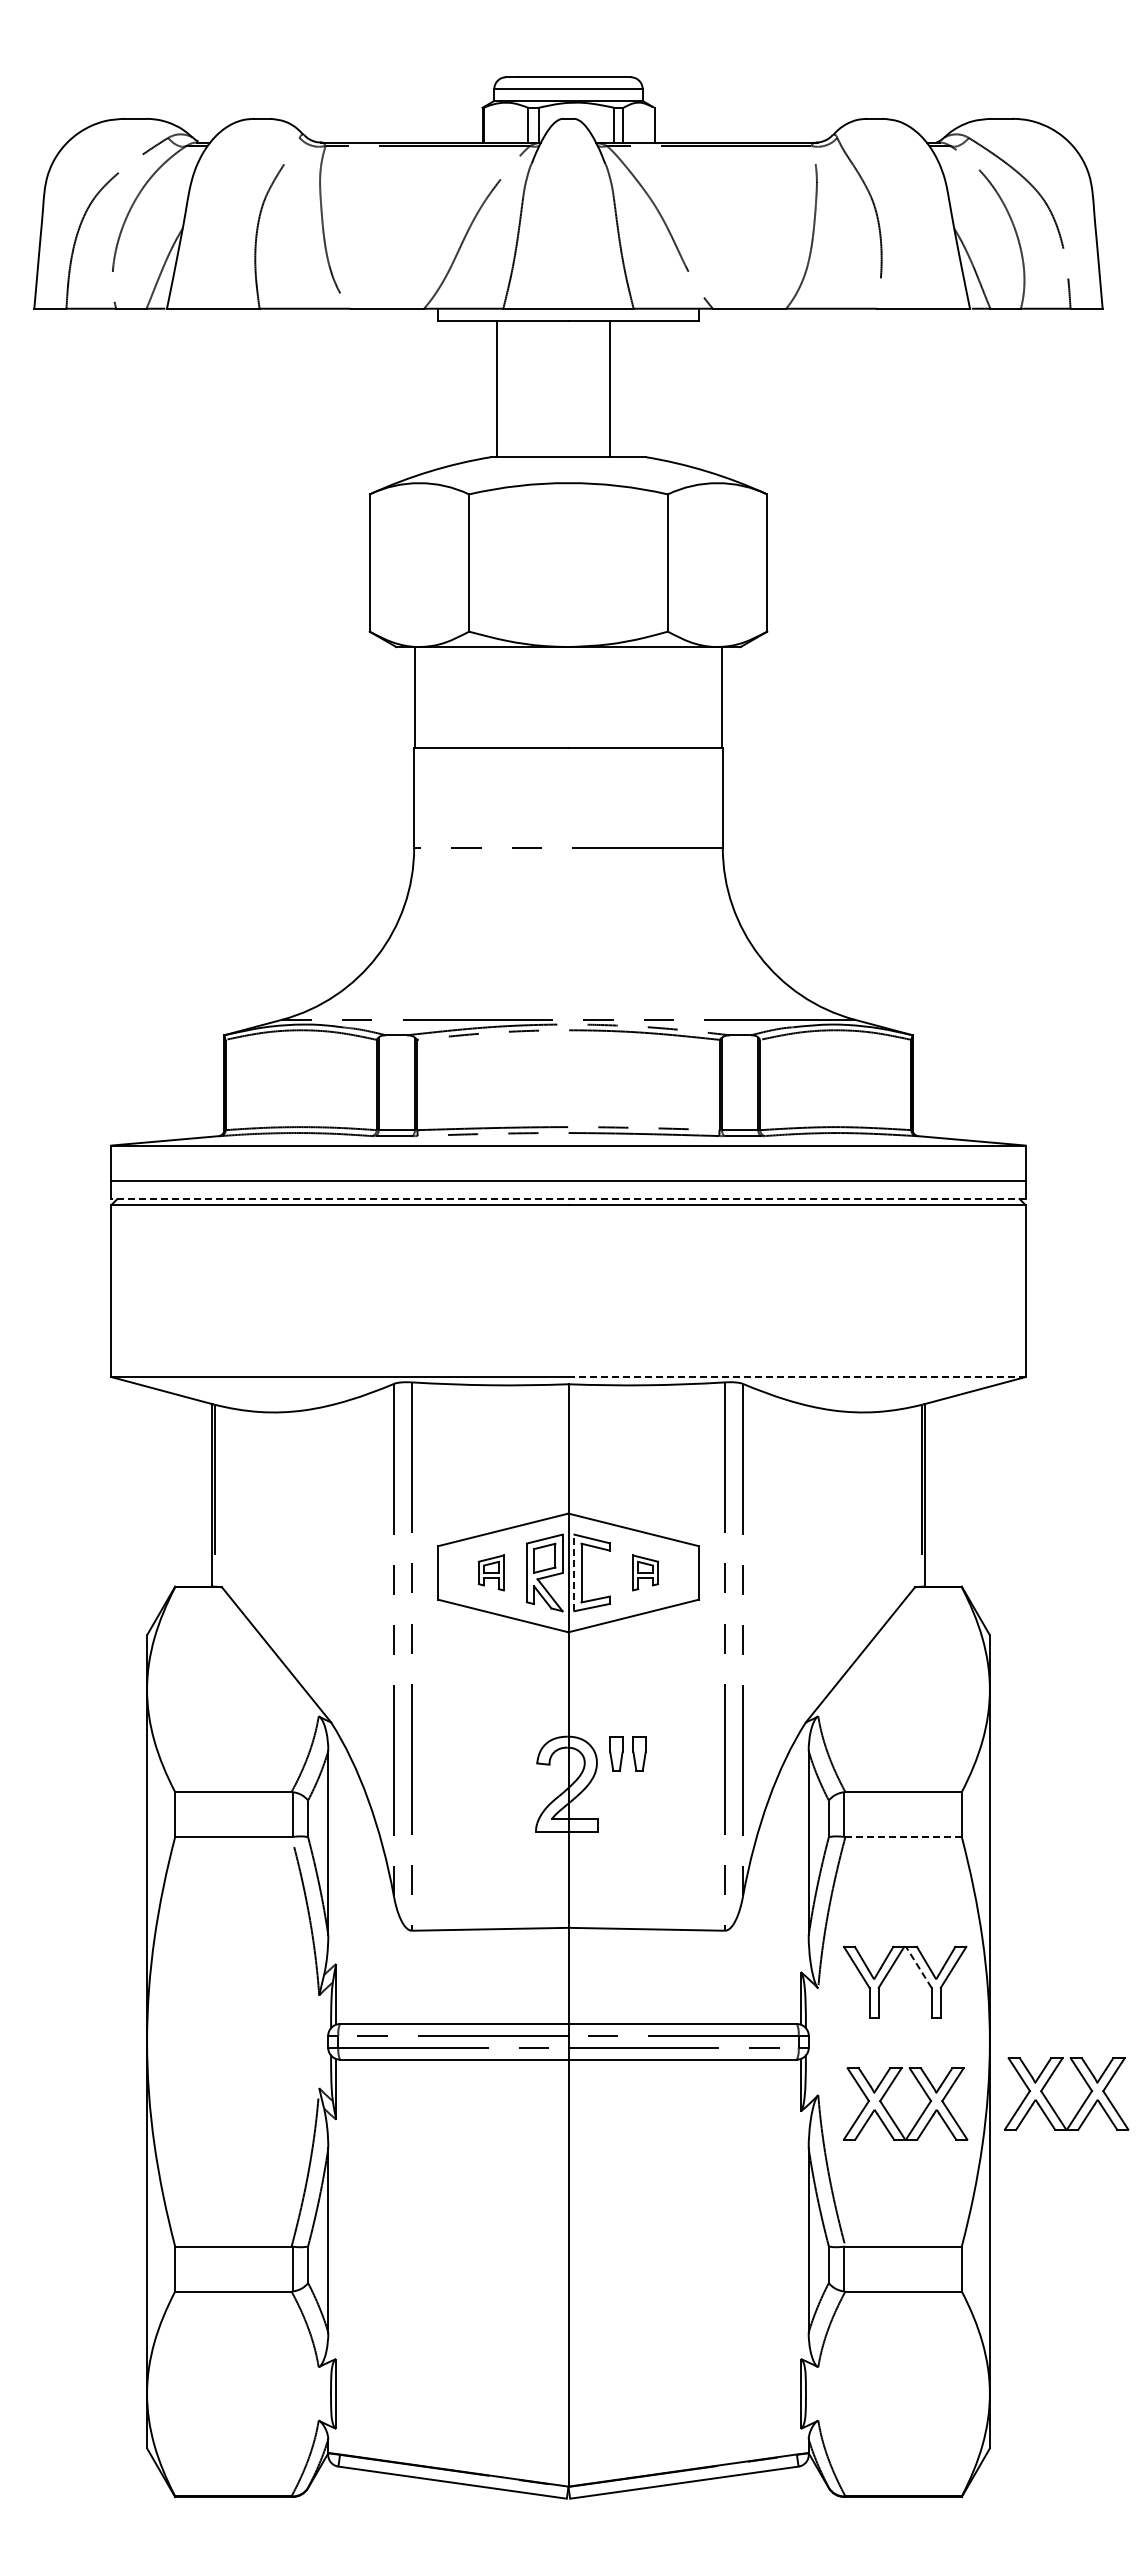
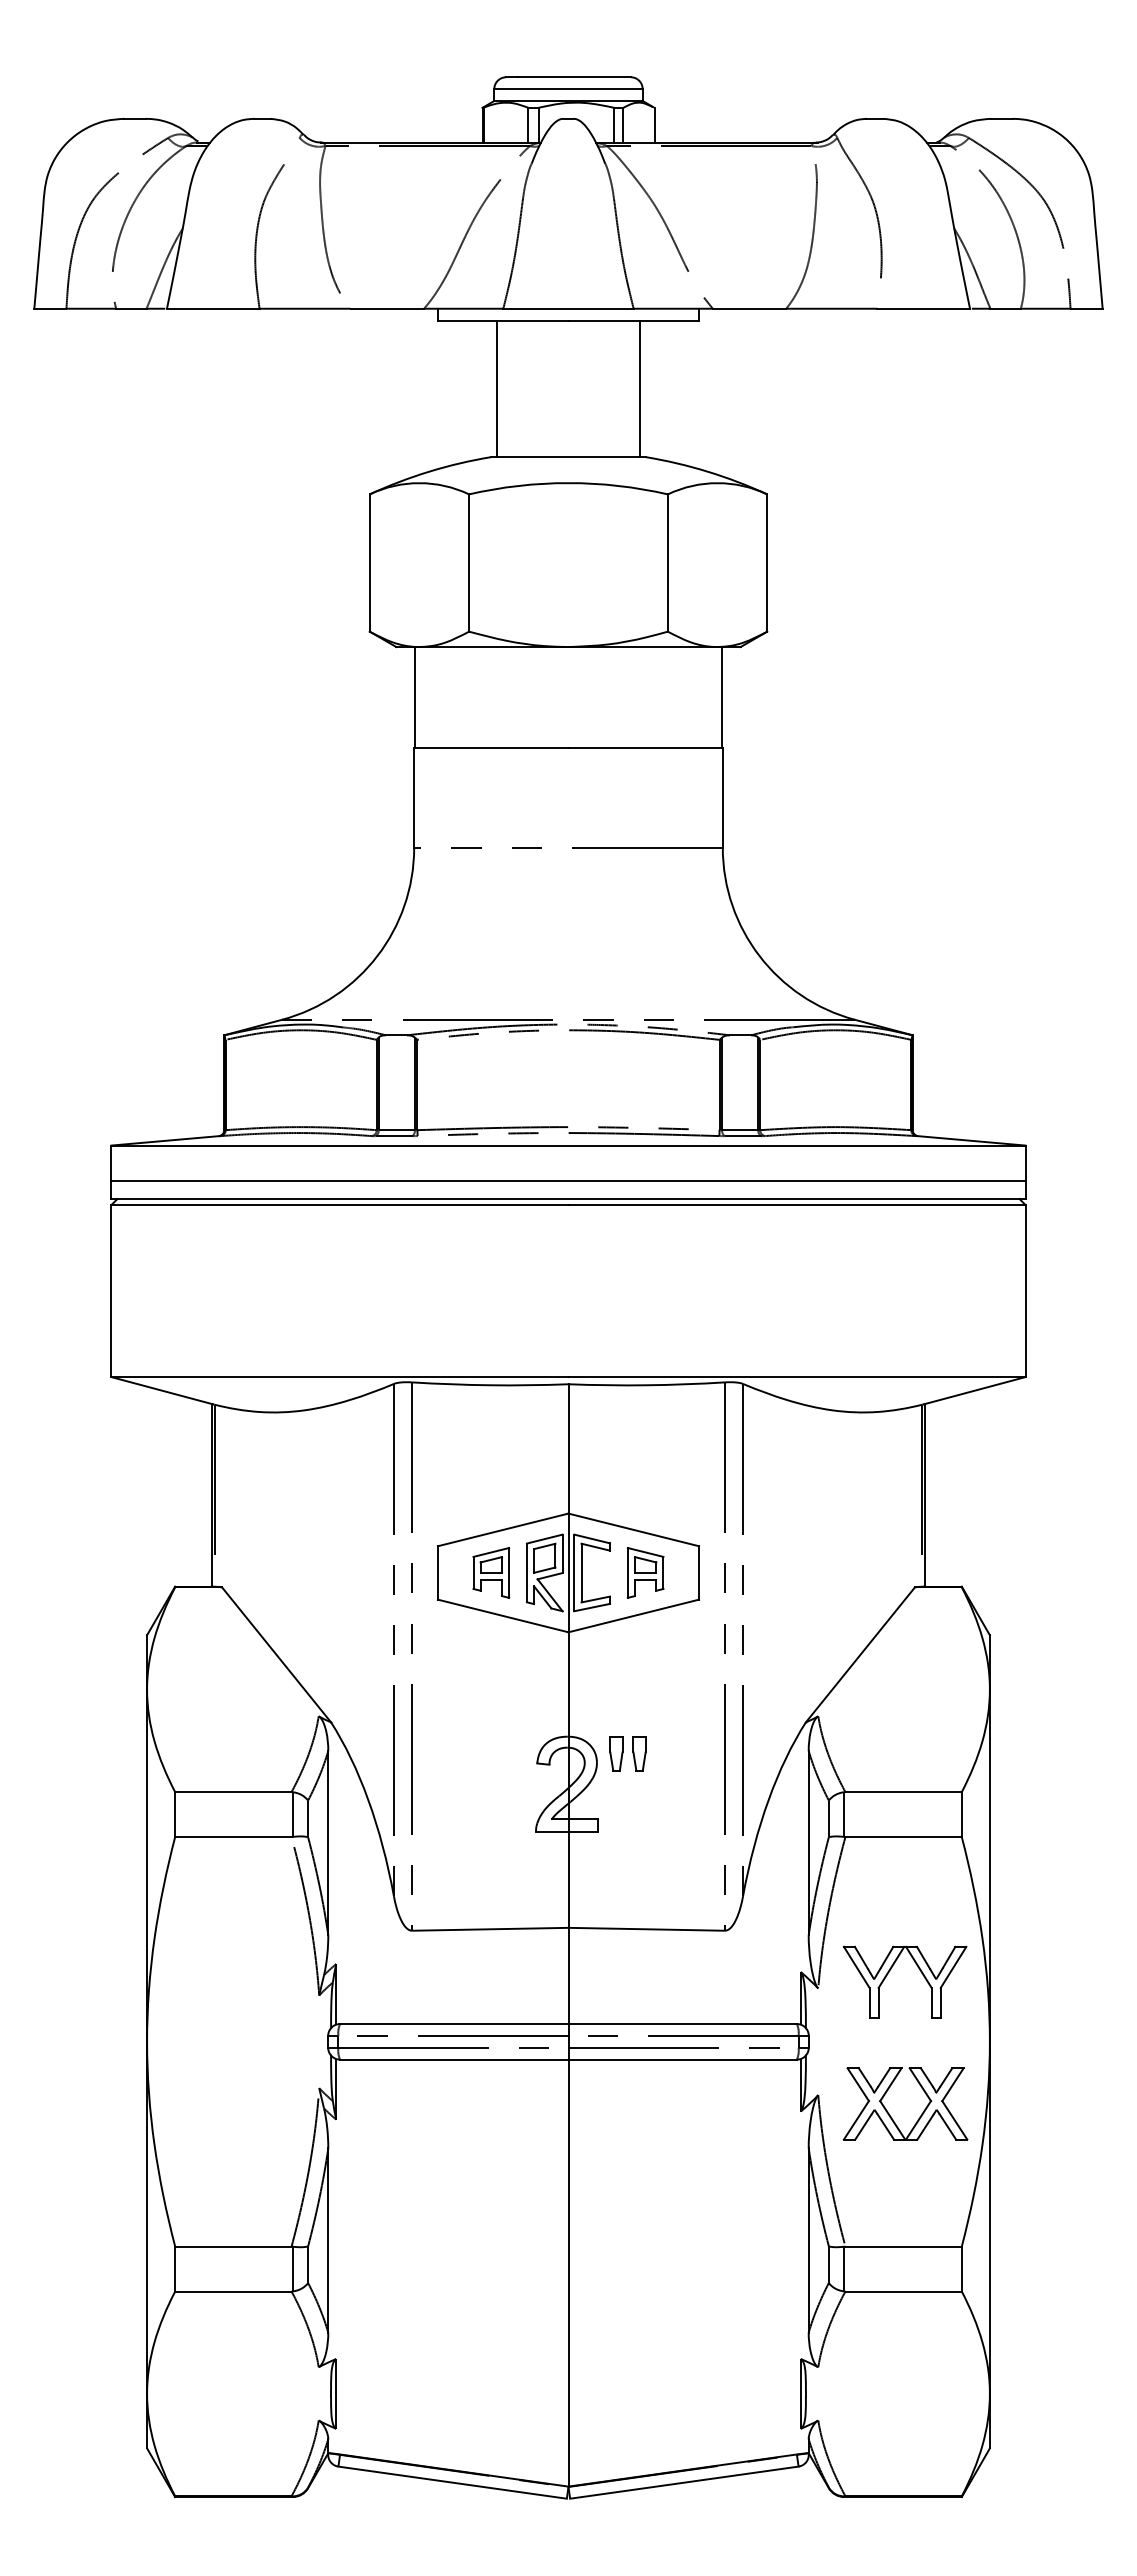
line position: (610, 388) -> (640, 388) (640, 388)
line: dashed -> solid (567, 1199)
line: dashed -> solid (797, 1377)
part size: 27x38 px -> 39x52 px (491, 1572)
line: dashed -> solid (574, 1572)
part size: 28x38 px -> 39x52 px (645, 1572)
line: dashed -> solid (903, 1837)
line: dashed -> solid (918, 1966)
part: present -> none (1049, 2101)
